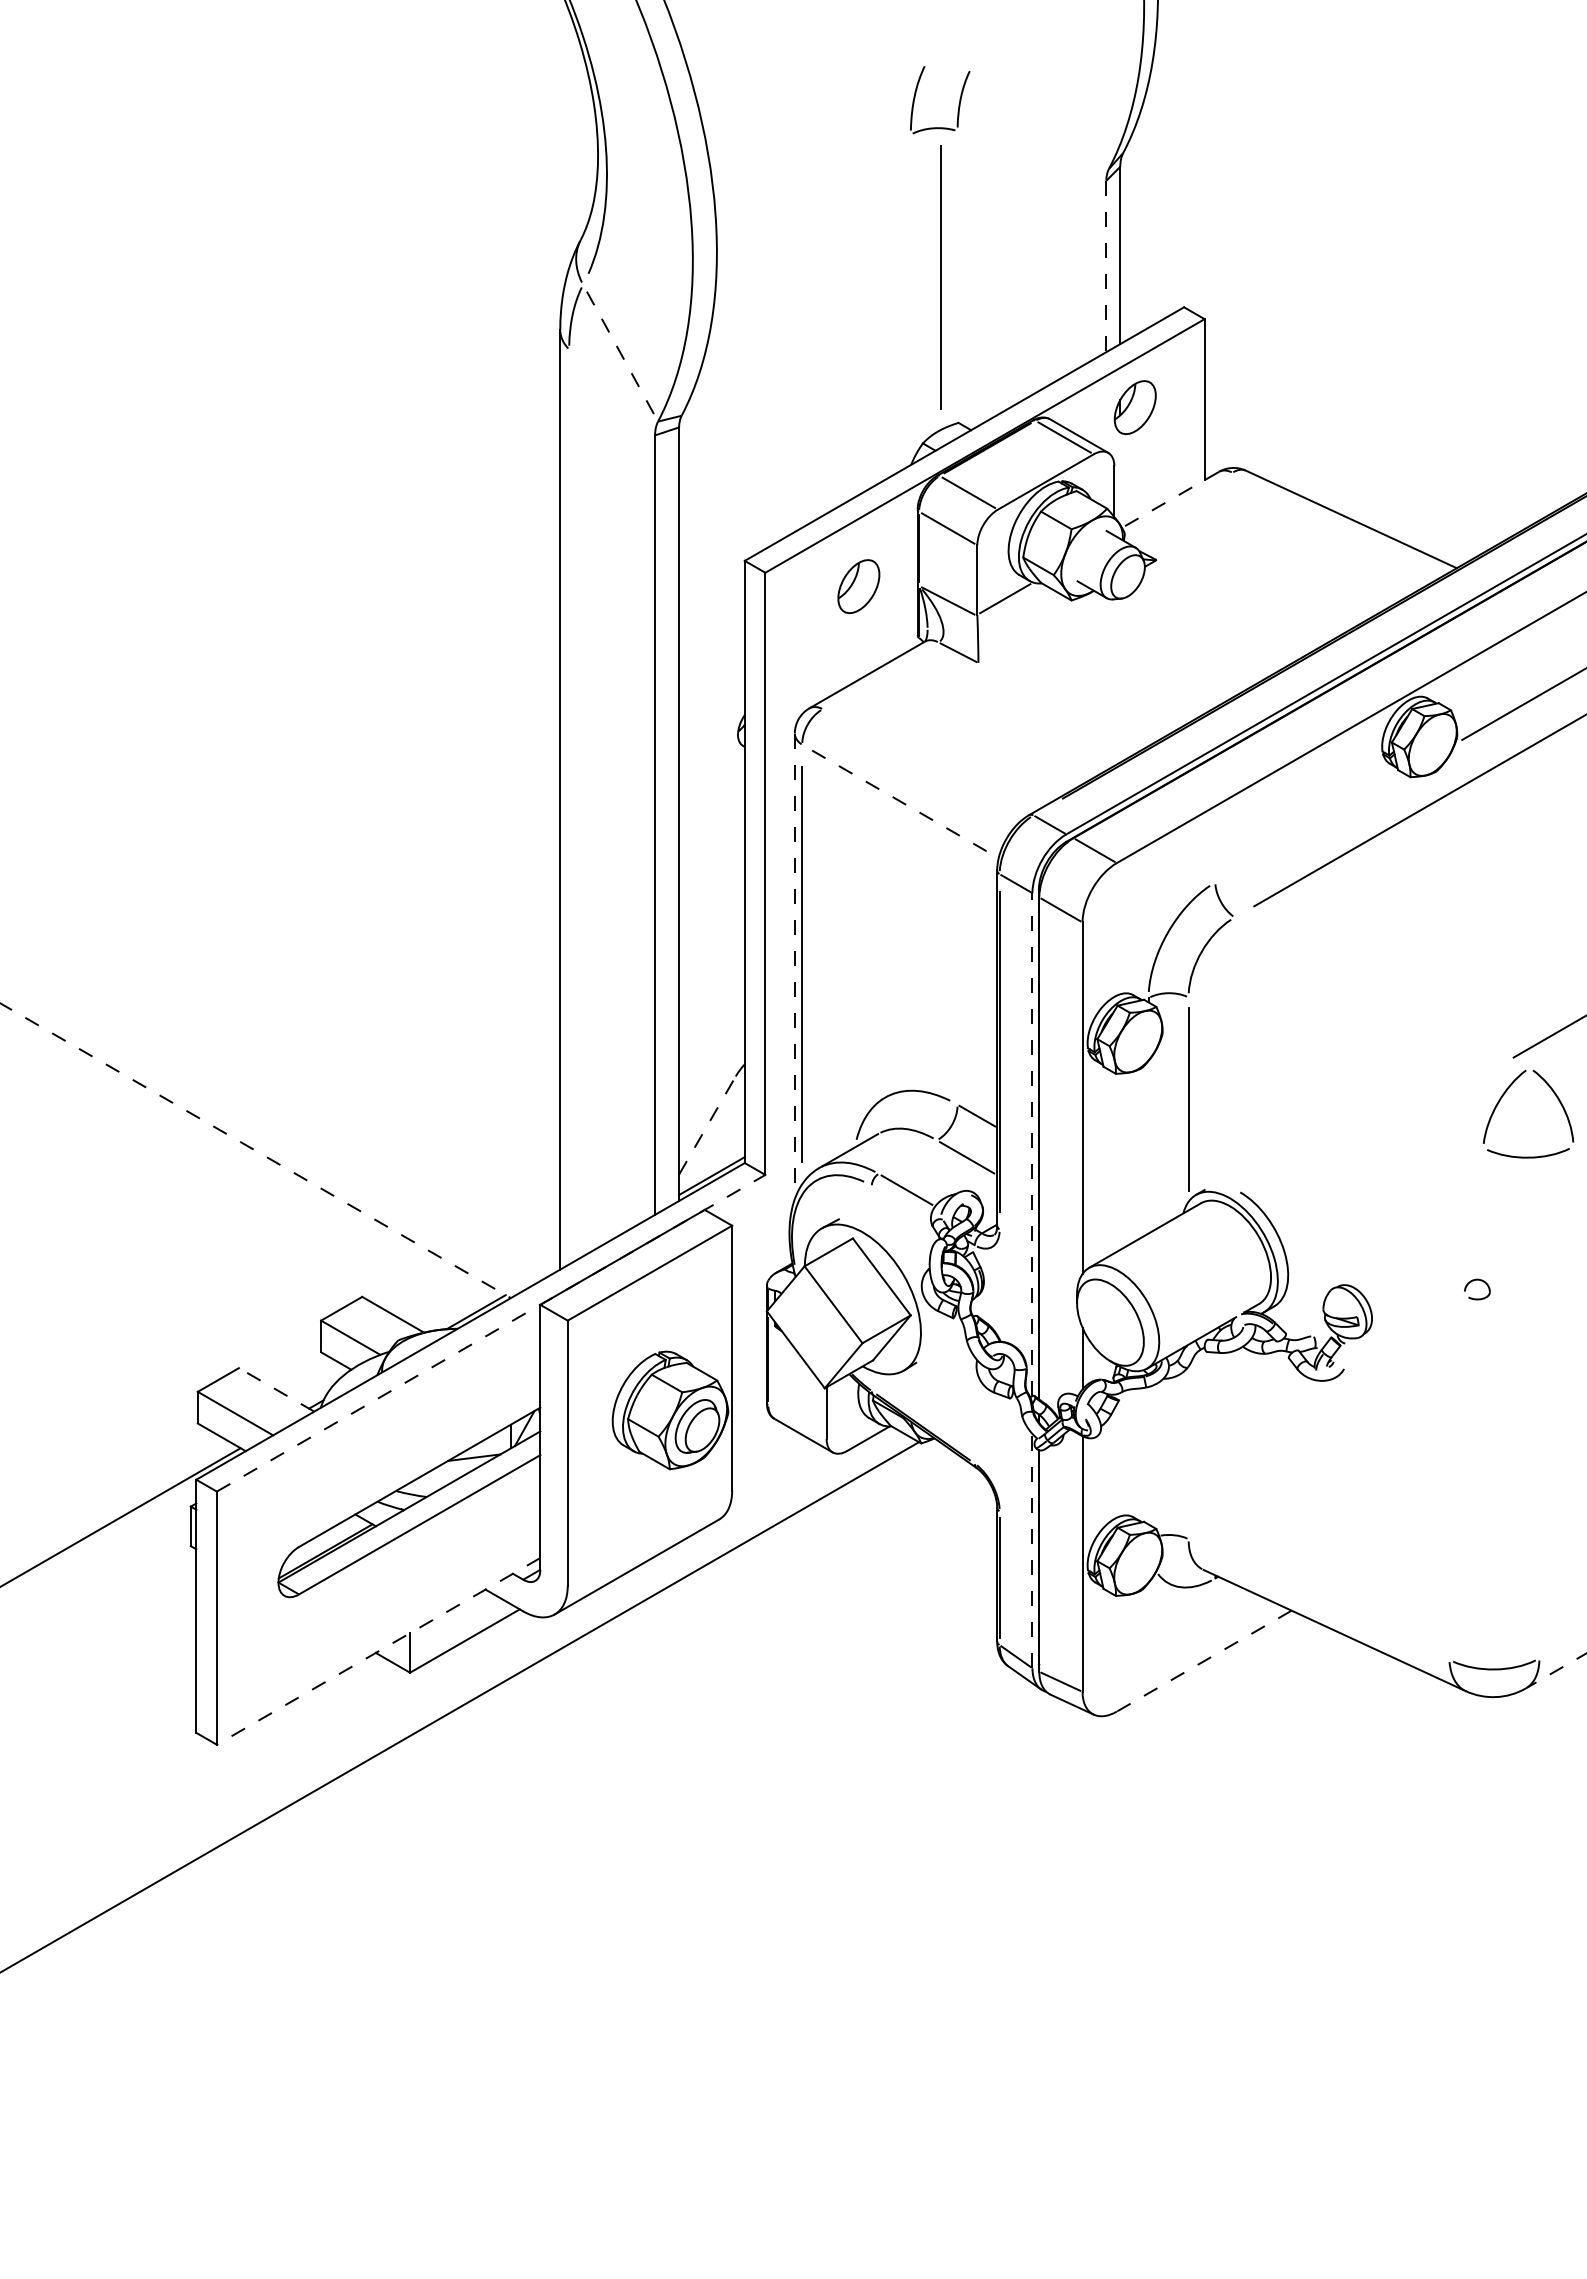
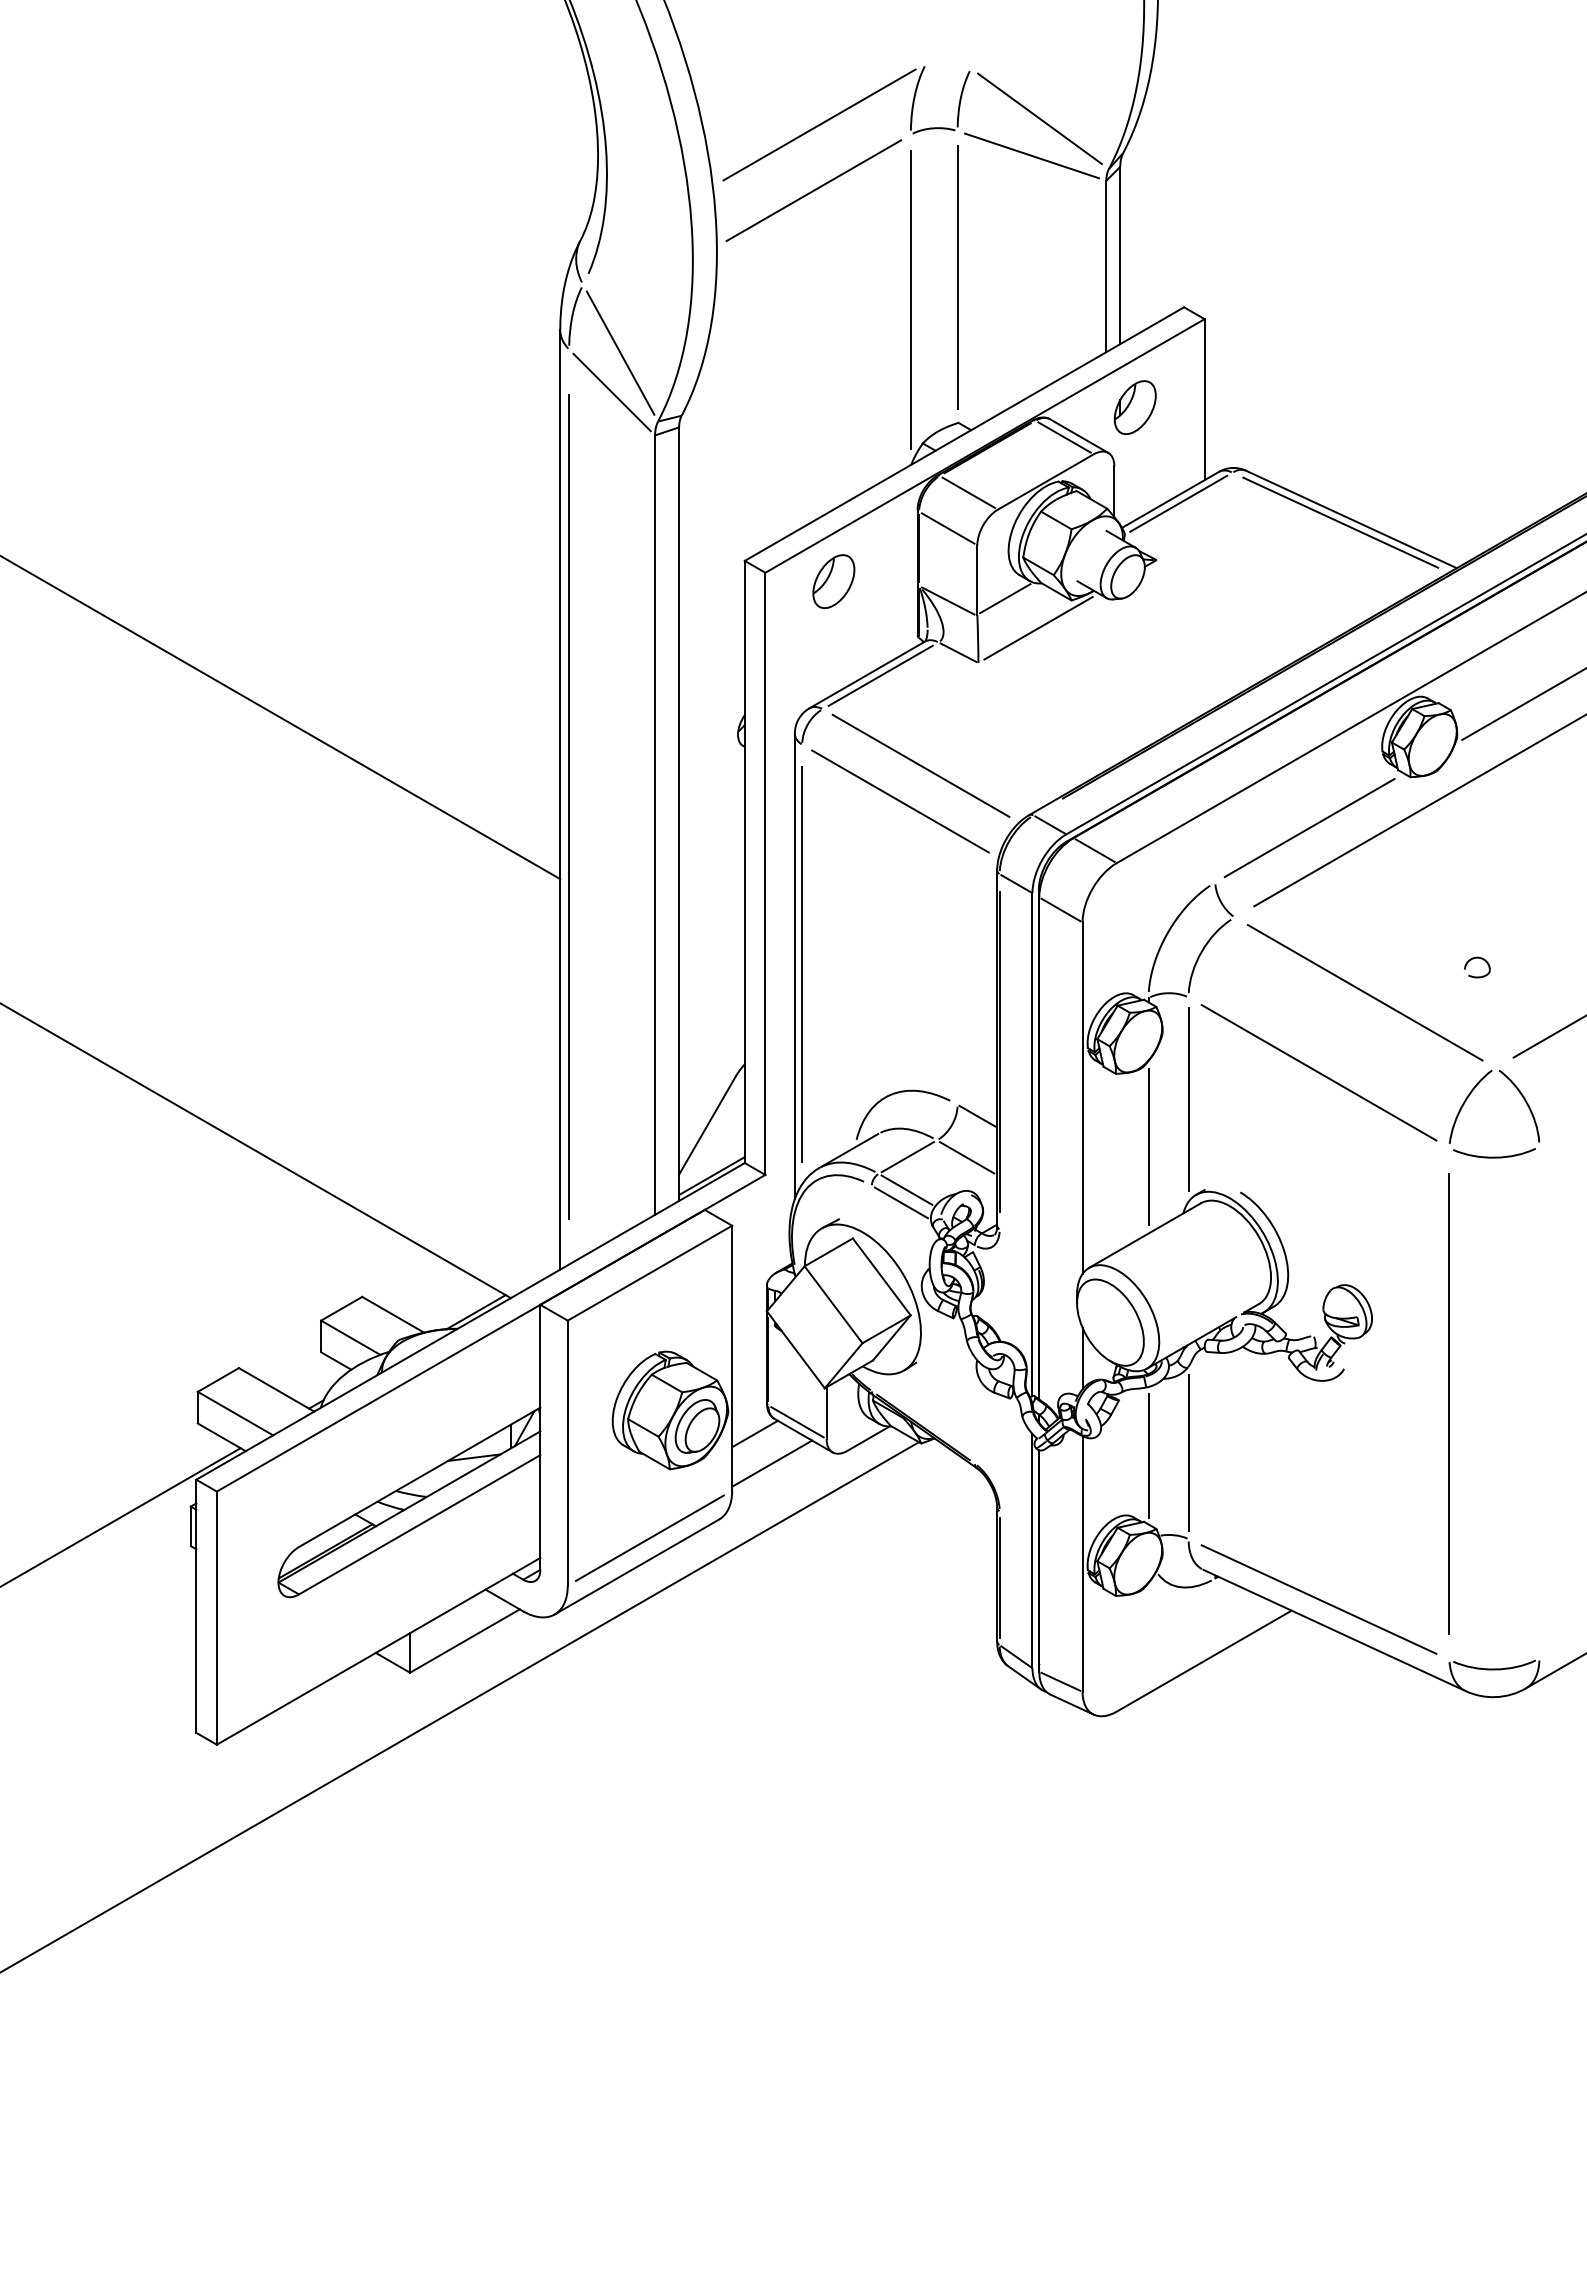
line: none -> present (1040, 118)
line: none -> present (819, 124)
line: none -> present (1031, 155)
line: none -> present (813, 190)
line: dashed -> solid (1106, 266)
line position: (940, 277) -> (957, 277) (957, 277)
line: none -> present (910, 299)
line: dashed -> solid (620, 353)
line: none -> present (611, 392)
line: dashed -> solid (1170, 500)
line: none -> present (1178, 503)
line: none -> present (1340, 522)
part position: (858, 586) -> (833, 581) (833, 581)
line: none -> present (1038, 628)
line: none -> present (880, 675)
line: none -> present (281, 718)
line: none -> present (920, 765)
line: dashed -> solid (900, 801)
line: none -> present (569, 806)
line: none -> present (1309, 828)
line: dashed -> solid (794, 966)
line: none -> present (1364, 992)
line: none -> present (1318, 1072)
part position: (1503, 1096) -> (1469, 1096) (1469, 1096)
line: dashed -> solid (707, 1125)
line: dashed -> solid (1032, 1144)
line: none -> present (1148, 1146)
line: dashed -> solid (255, 1150)
line: none -> present (907, 1157)
line: none -> present (900, 1202)
part position: (1473, 1281) -> (1473, 959) (1473, 959)
line: dashed -> solid (491, 1333)
line: dashed -> solid (276, 1389)
line: none -> present (1448, 1403)
line: none -> present (797, 1422)
line: none -> present (754, 1433)
line: none -> present (1188, 1452)
line: none -> present (1148, 1455)
line: none -> present (772, 1463)
line: none -> present (649, 1537)
line: dashed -> solid (1032, 1550)
line: none -> present (1318, 1599)
line: dashed -> solid (378, 1651)
line: dashed -> solid (1204, 1661)
line: dashed -> solid (1556, 1670)
